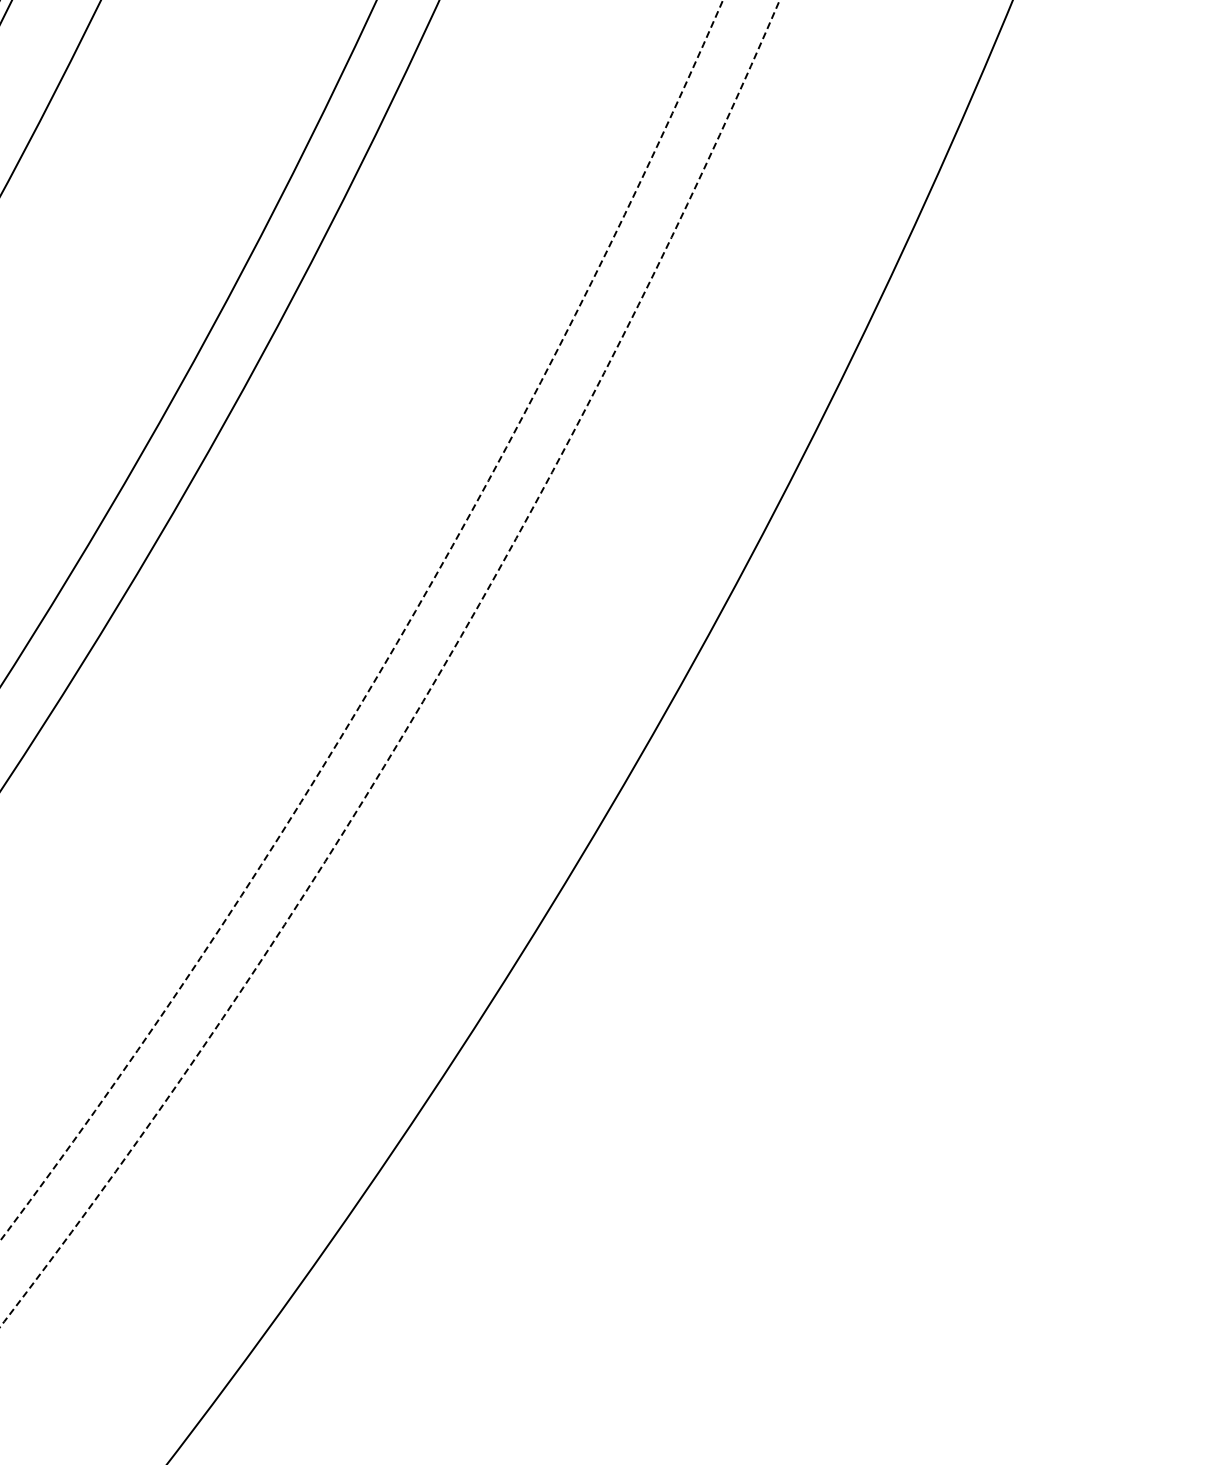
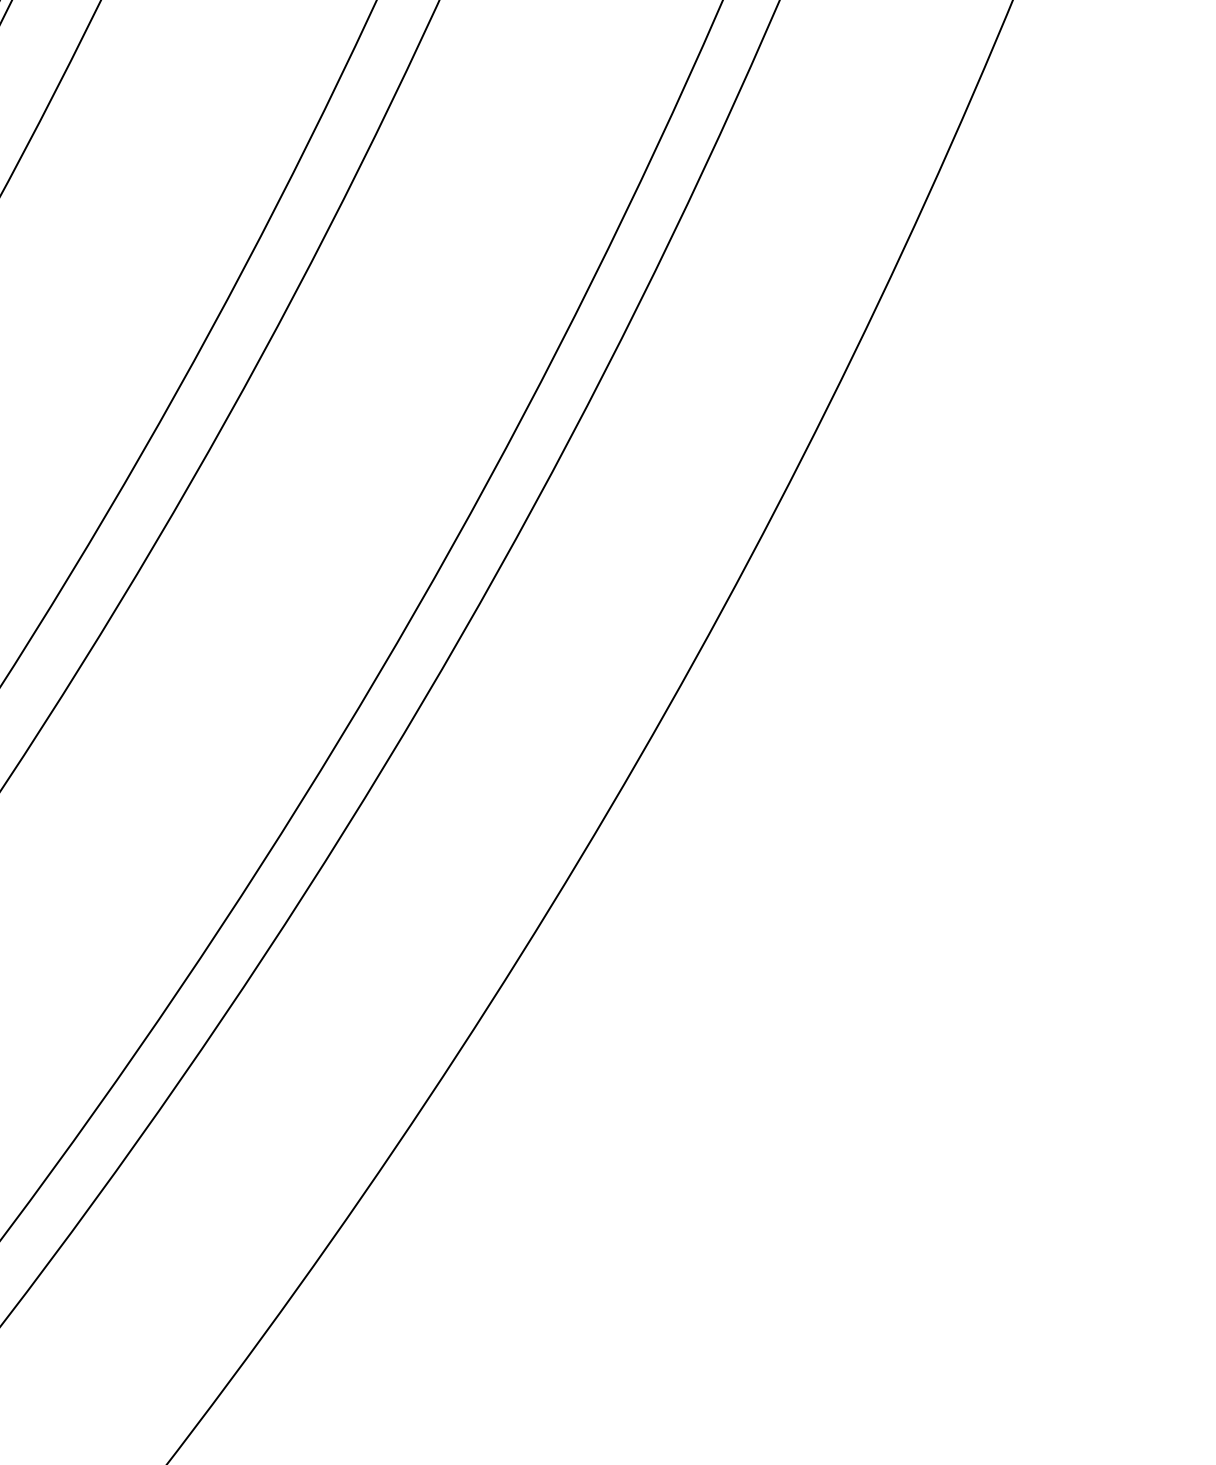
circle: dashed -> solid (361, 620)
circle: dashed -> solid (389, 663)
